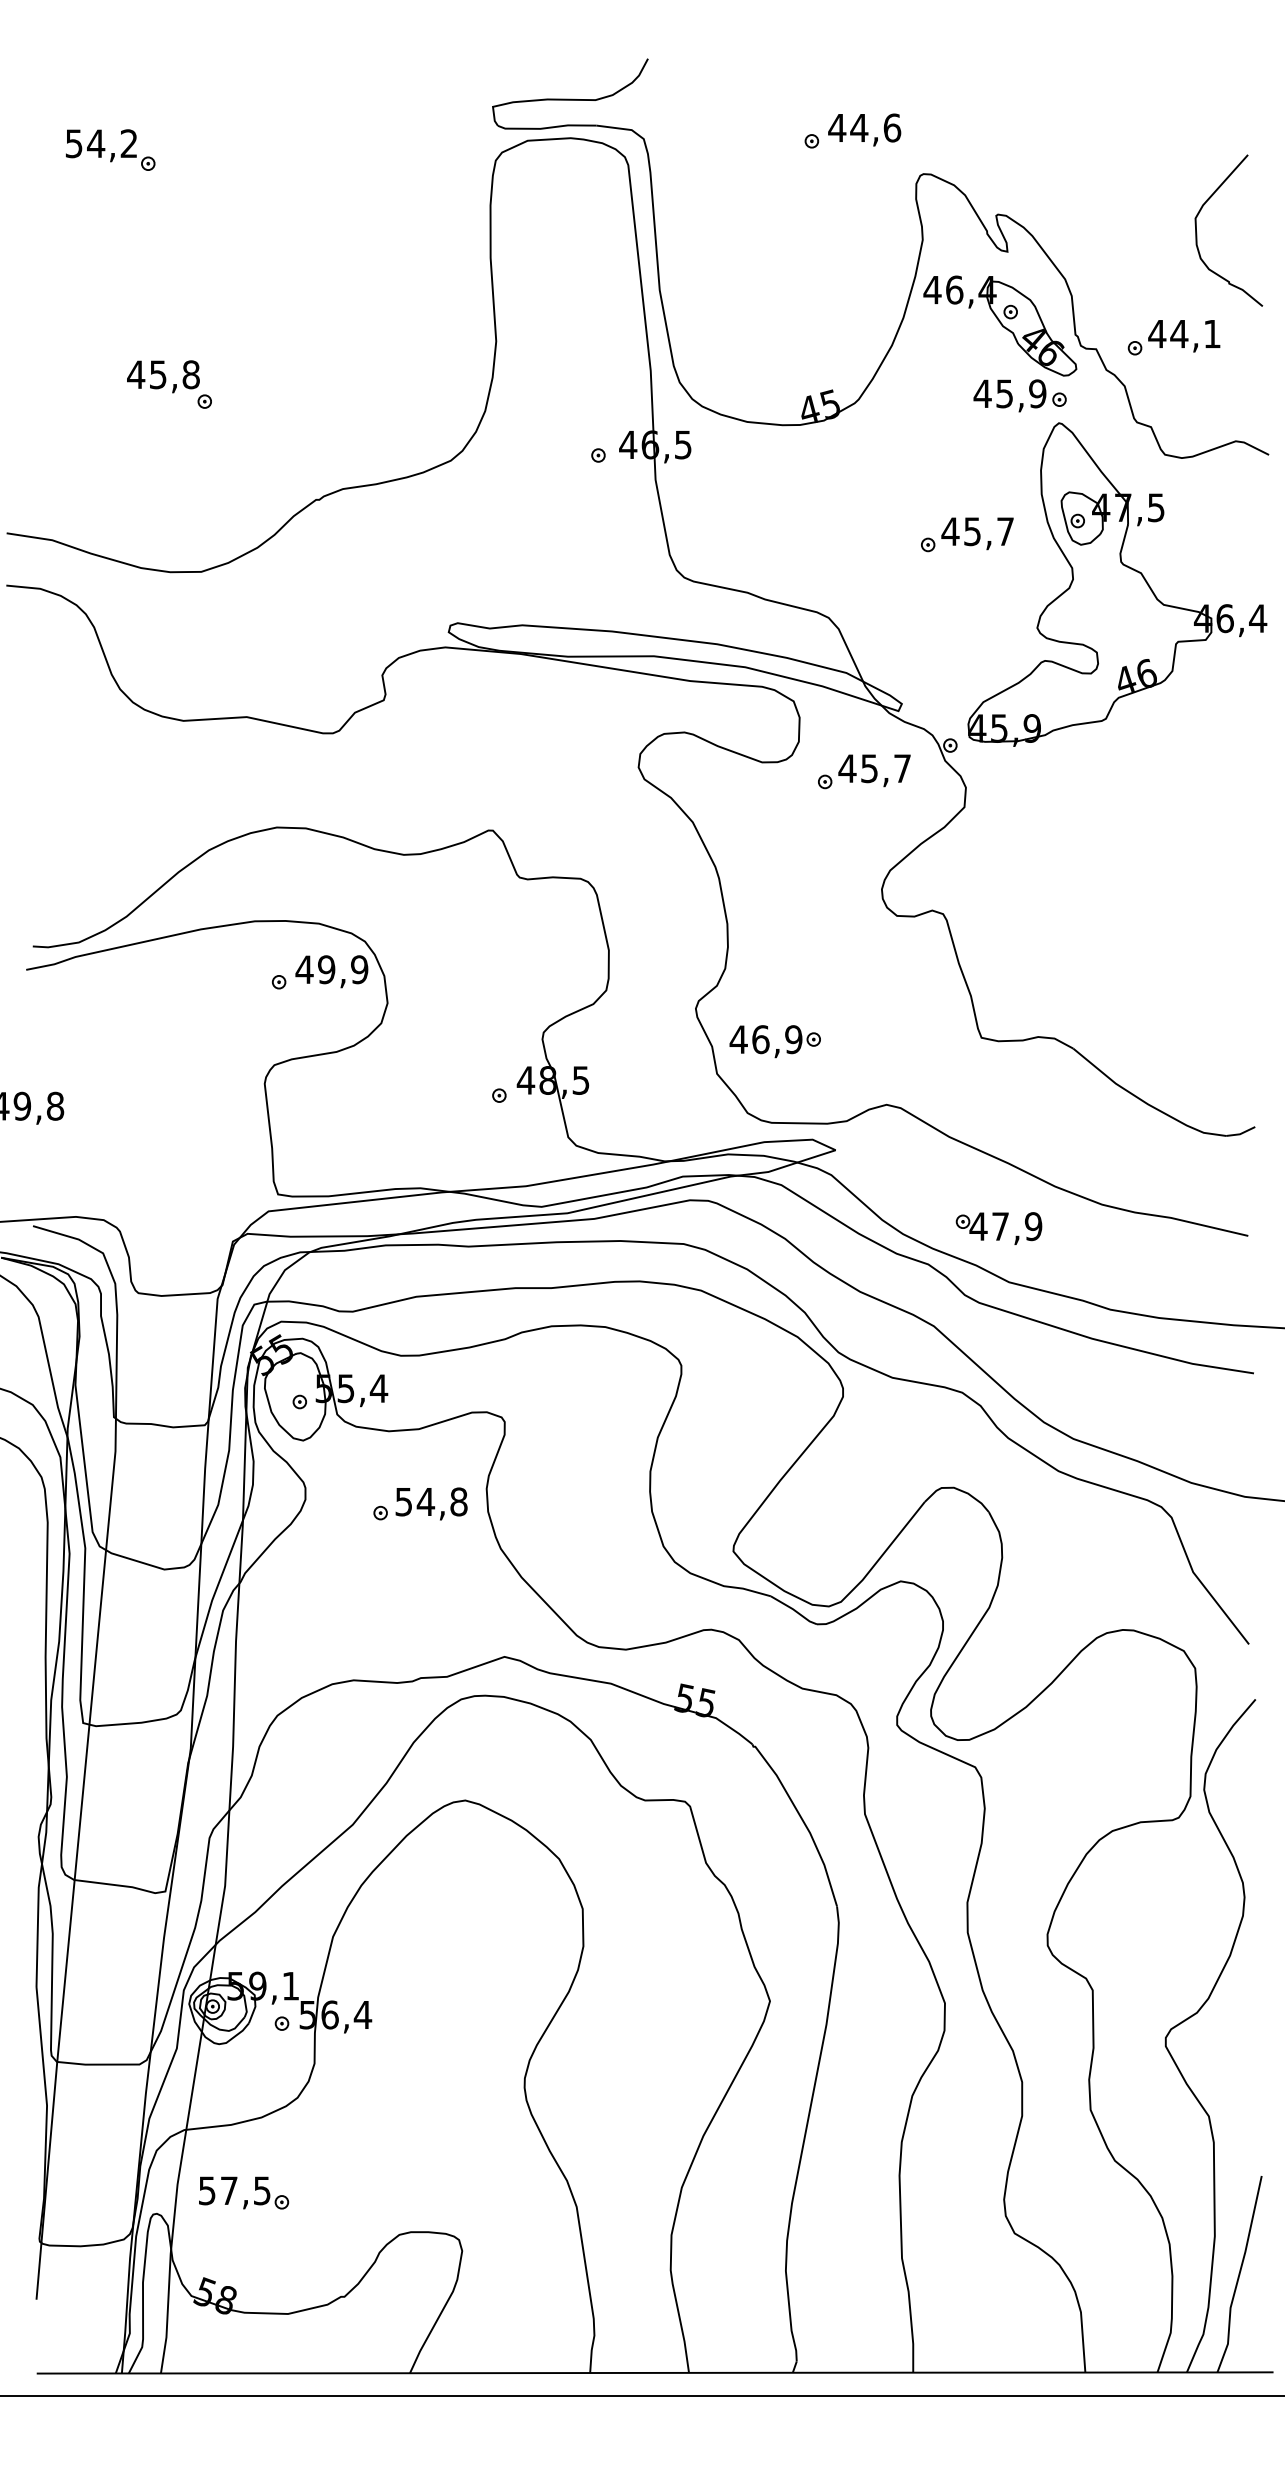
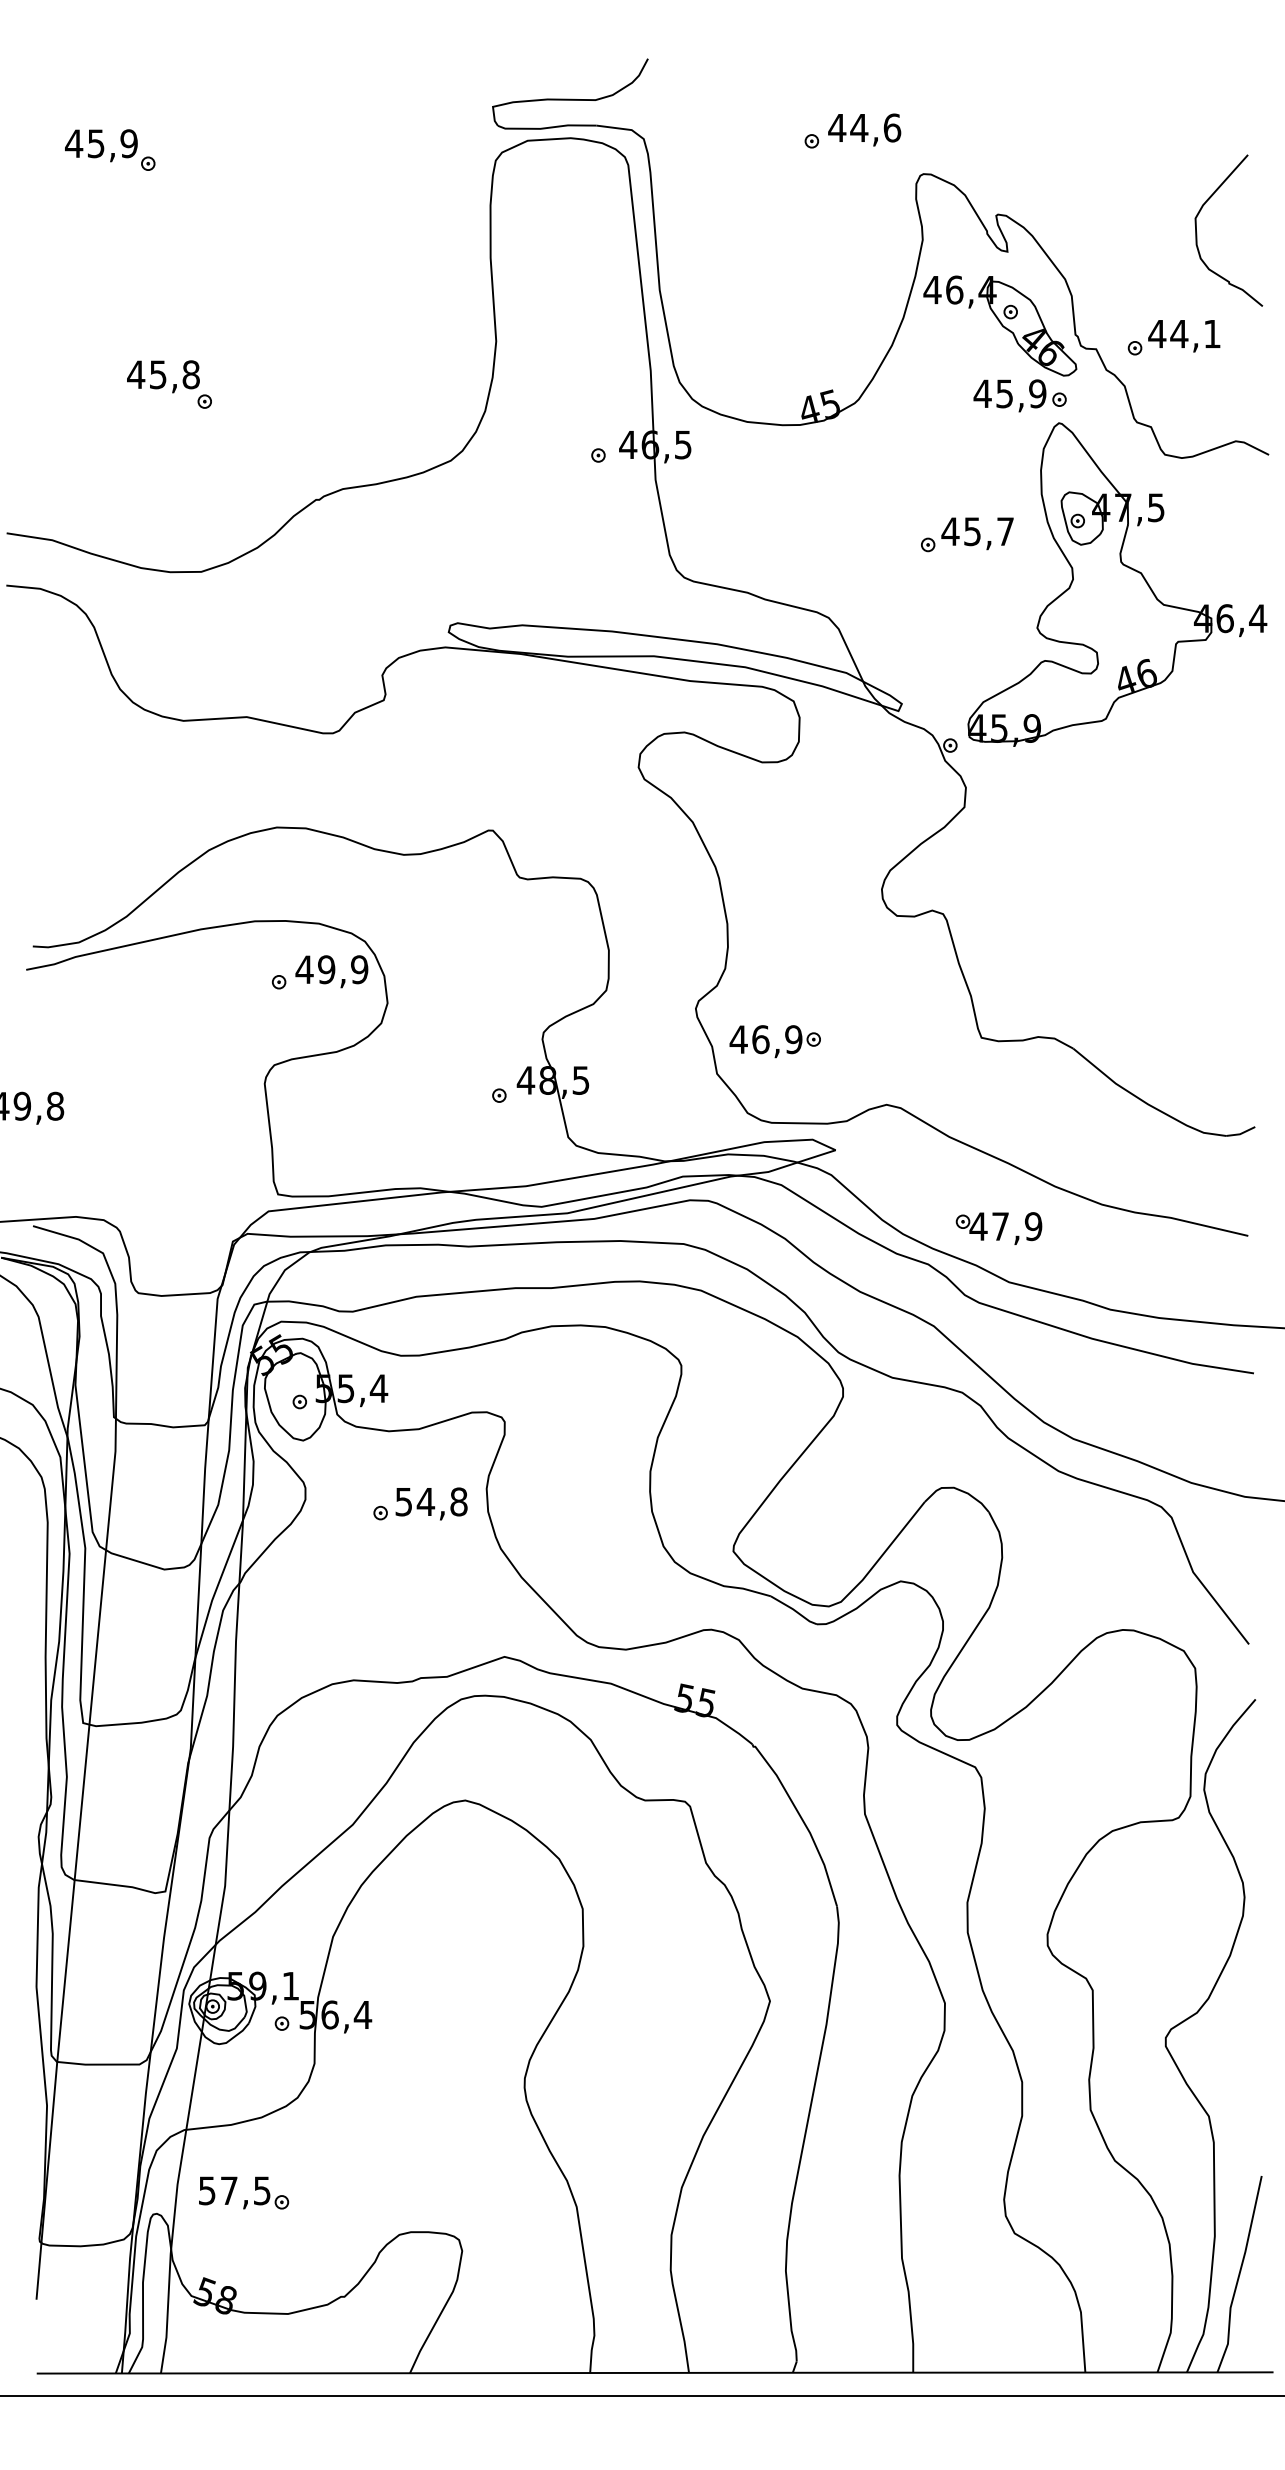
text: 54,2 -> 45,9 (101, 143)
part: present -> none (864, 771)
